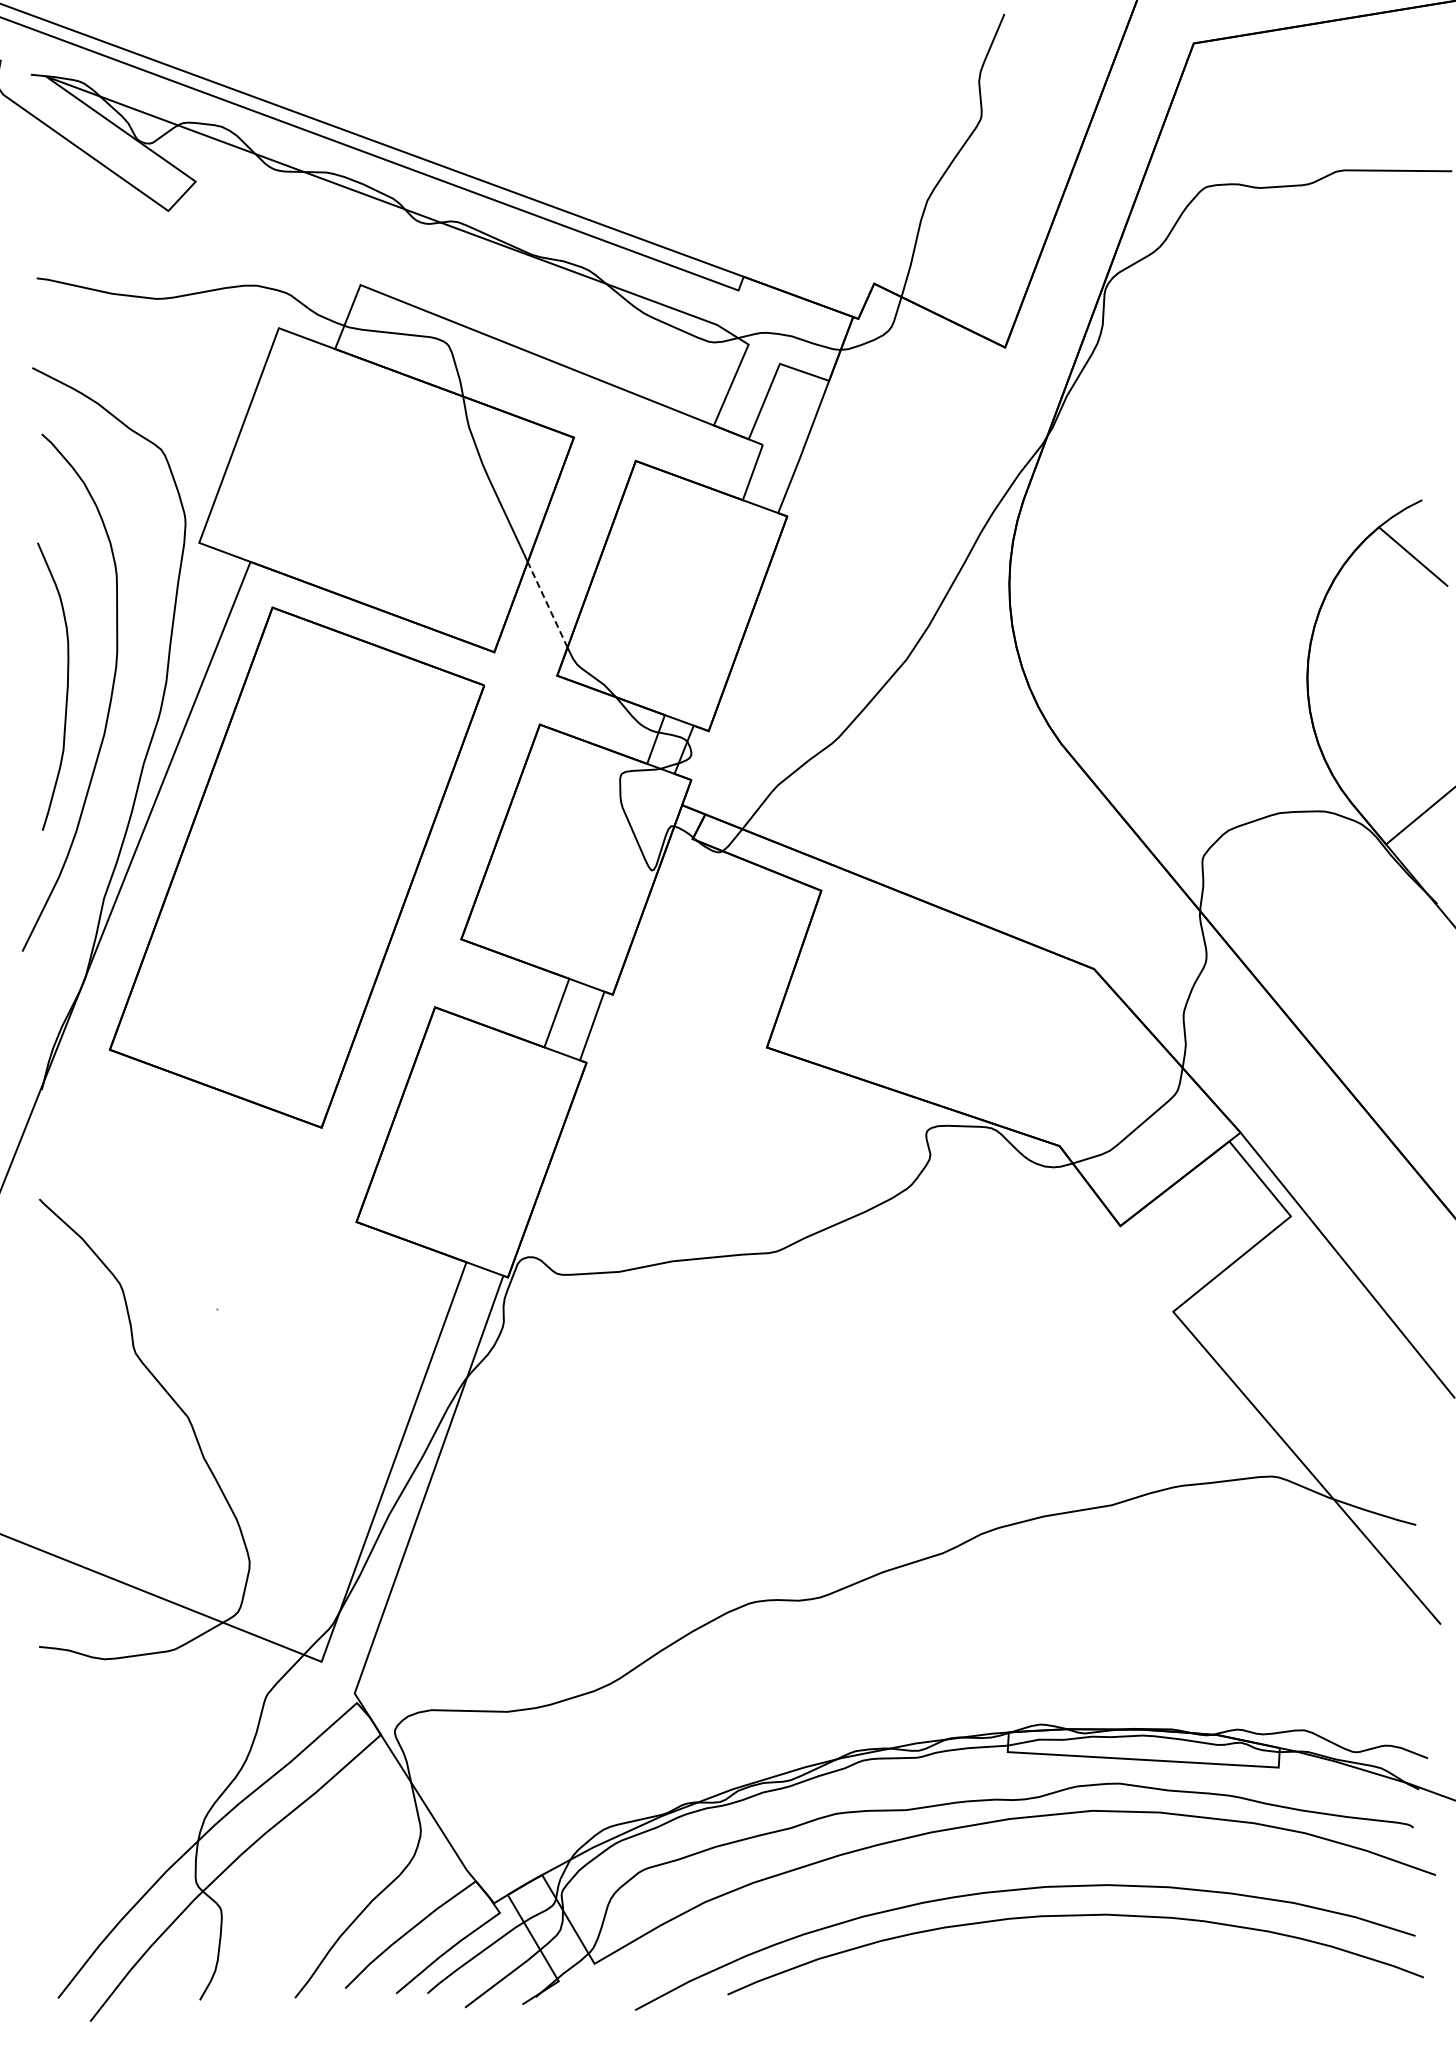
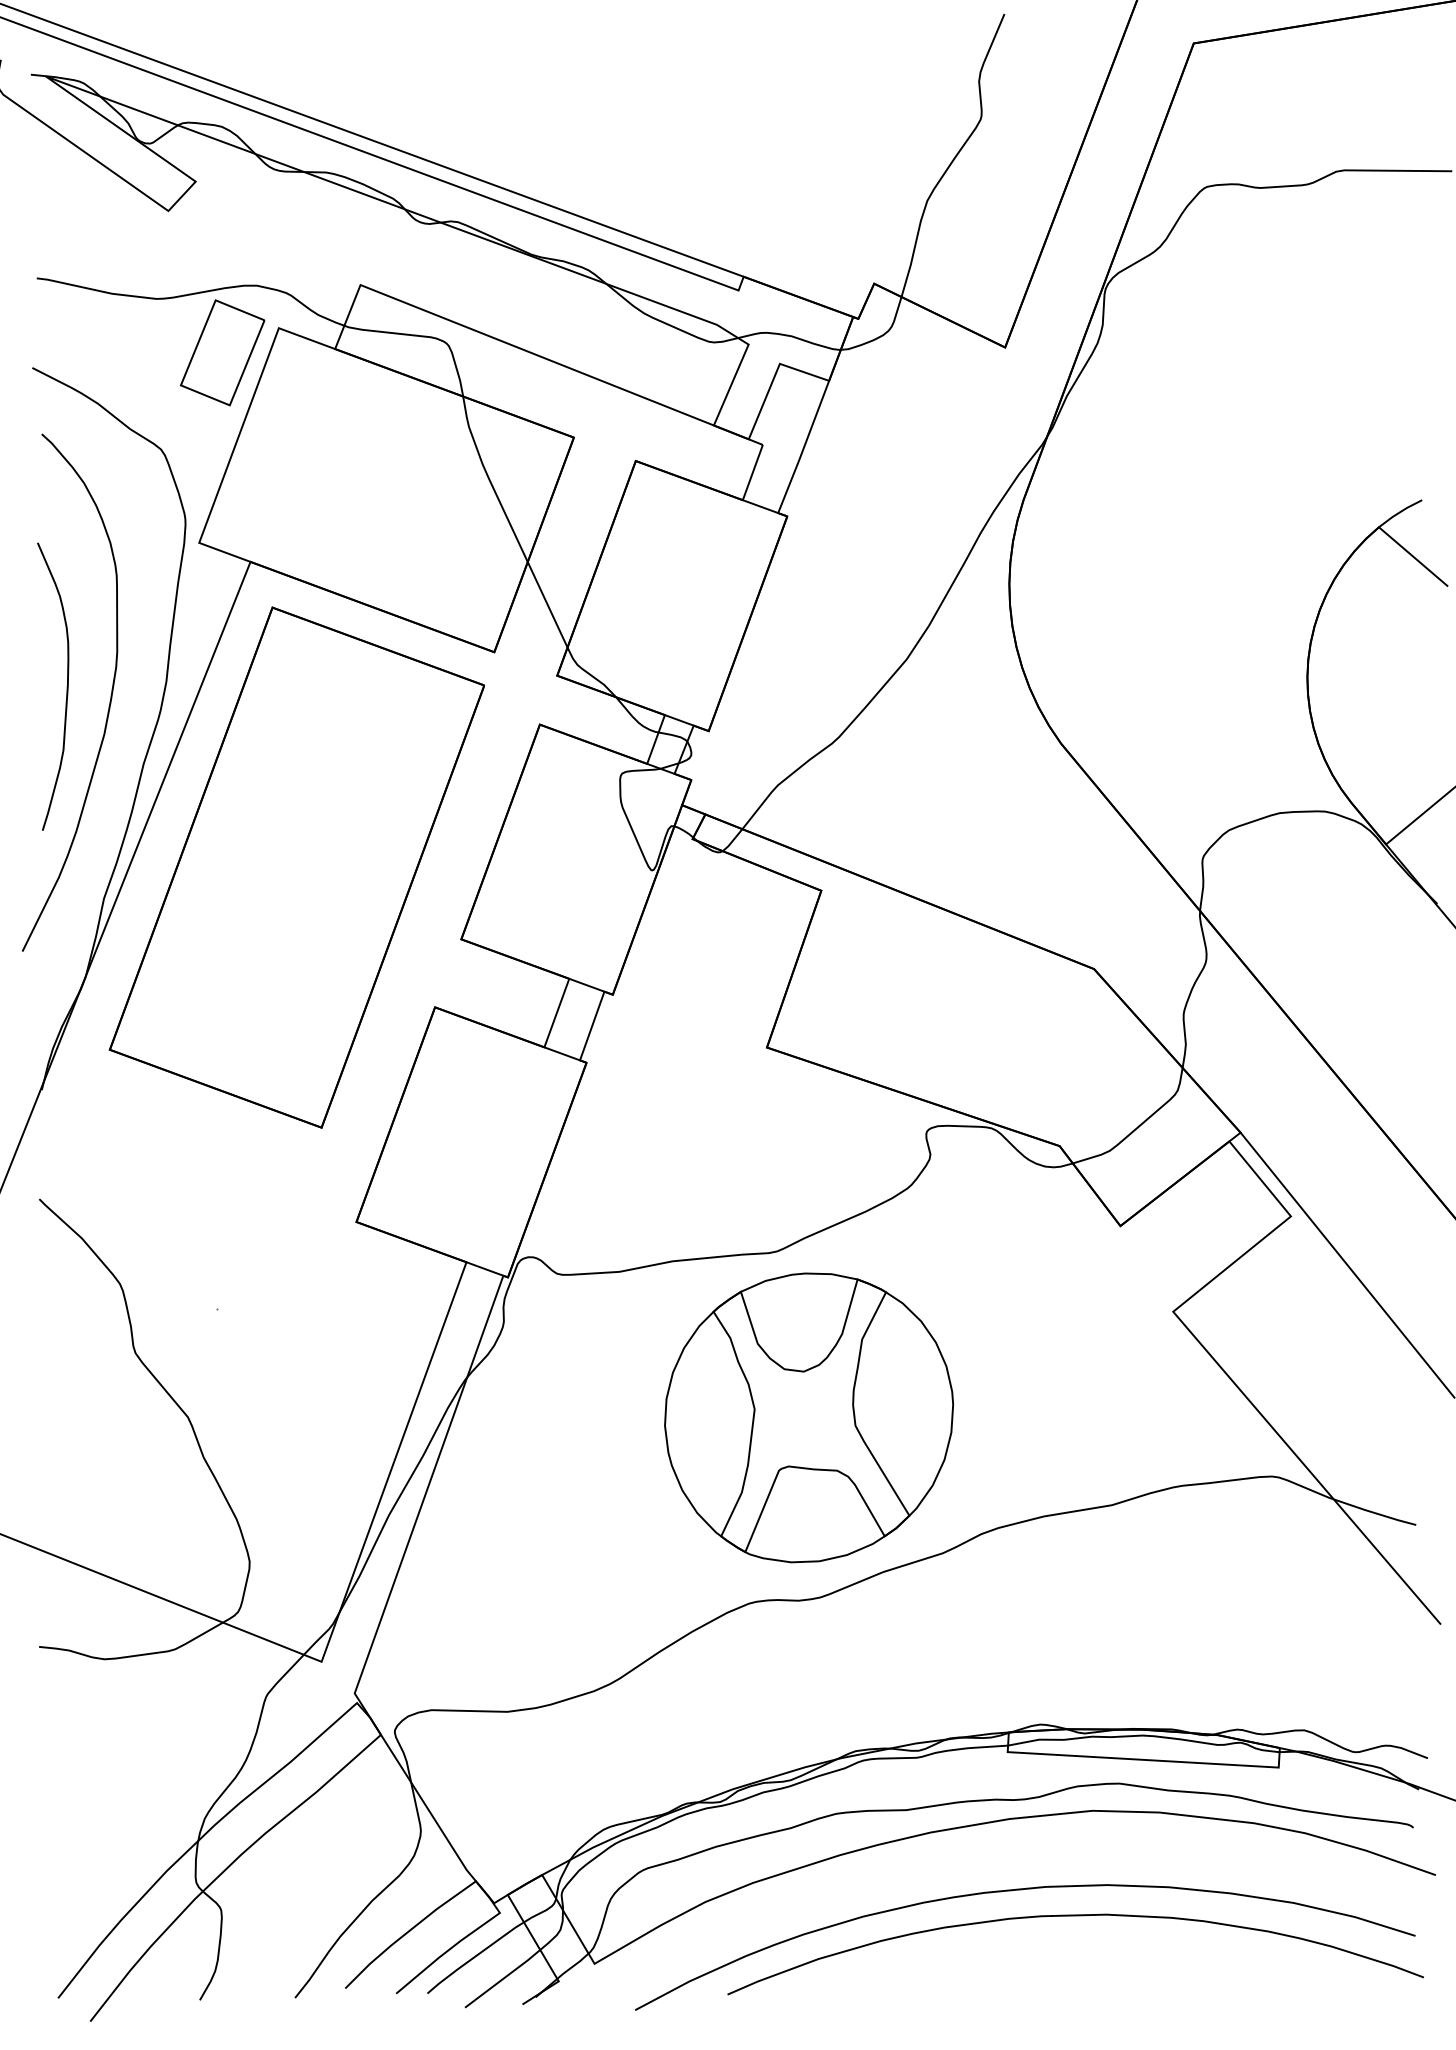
part: none -> present (222, 352)
line: dashed -> solid (547, 604)
part: none -> present (809, 1417)
